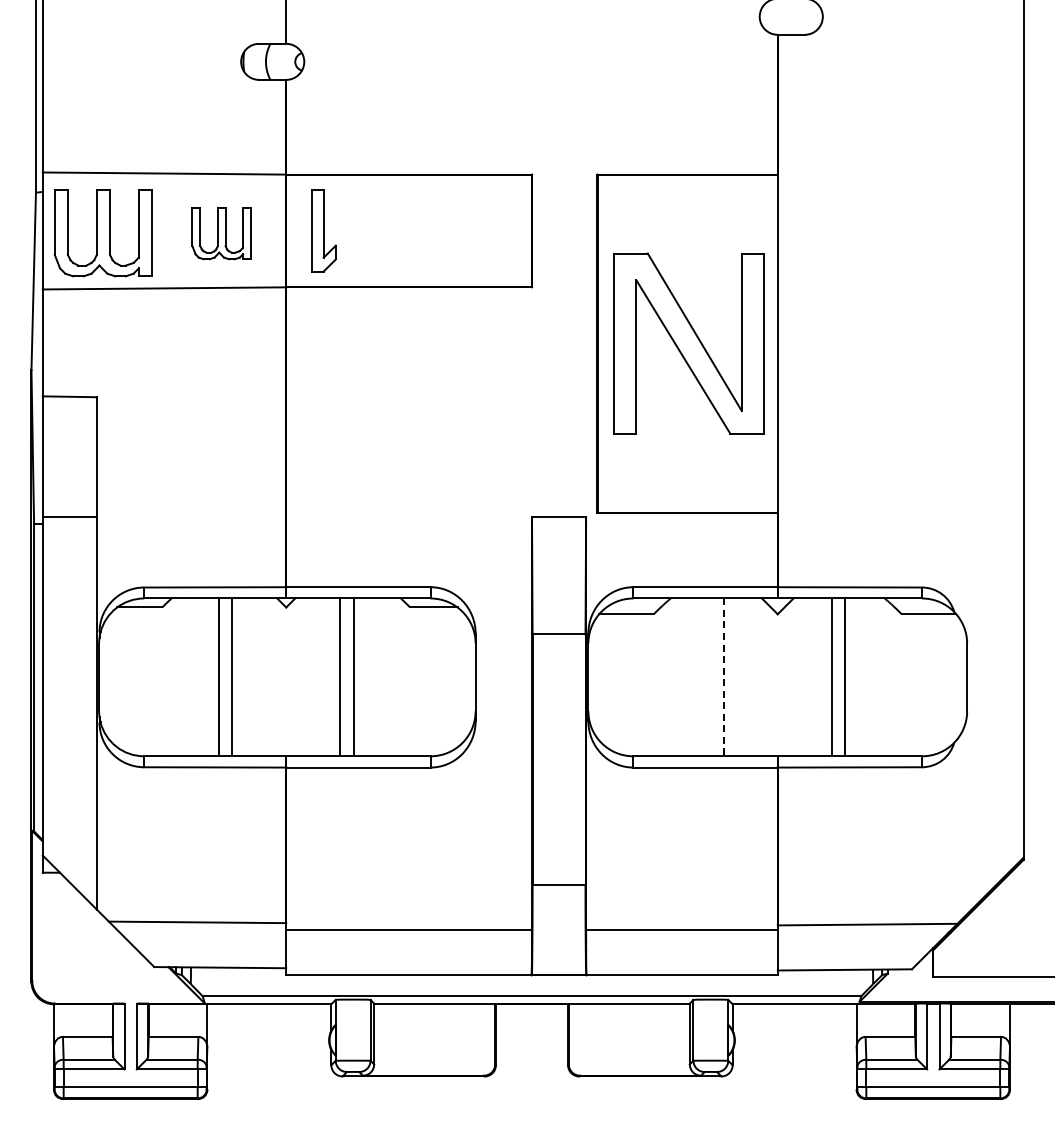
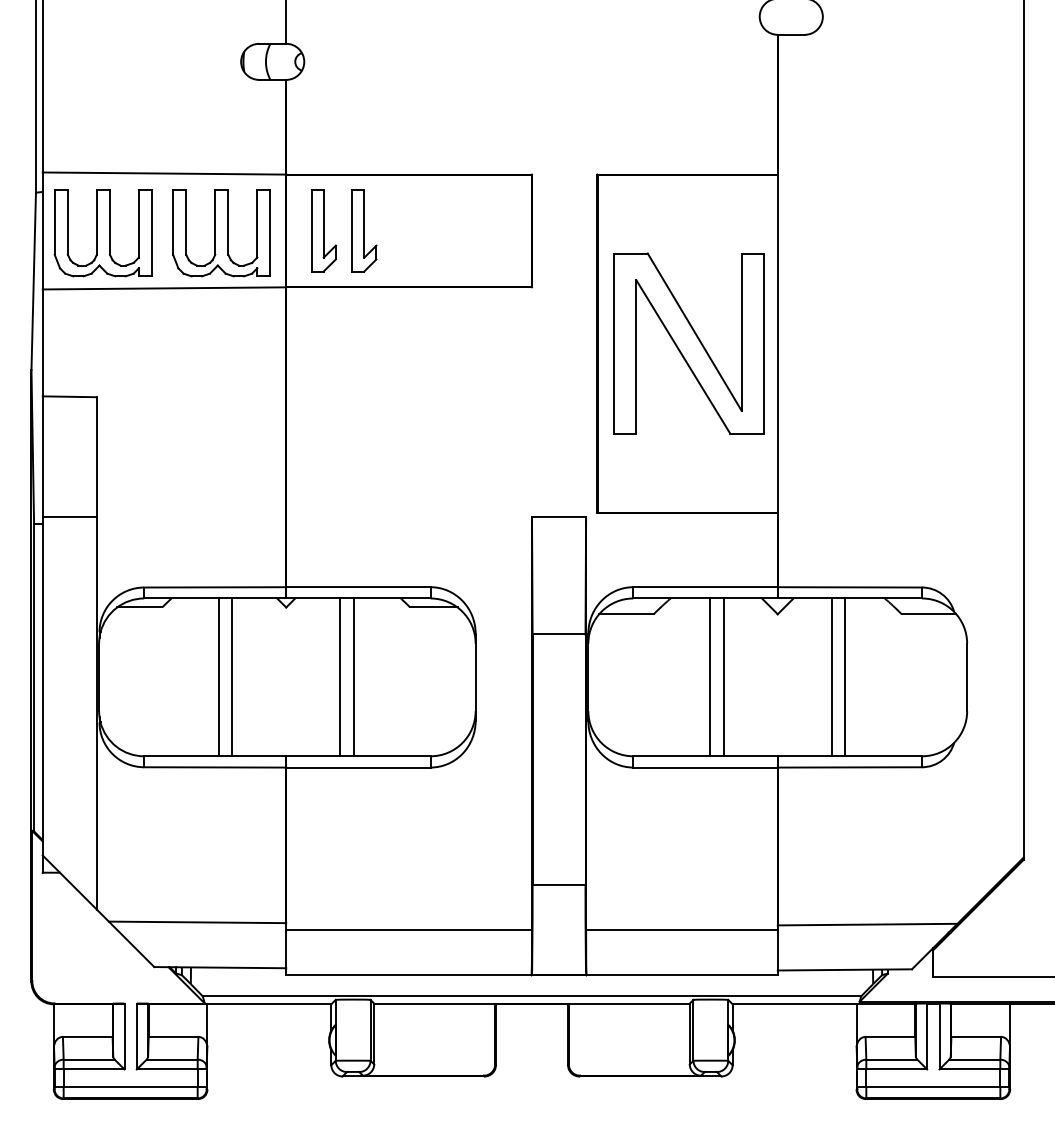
part: none -> present (364, 230)
part size: 61x54 px -> 99x89 px (221, 233)
line: none -> present (710, 677)
line: dashed -> solid (723, 677)
